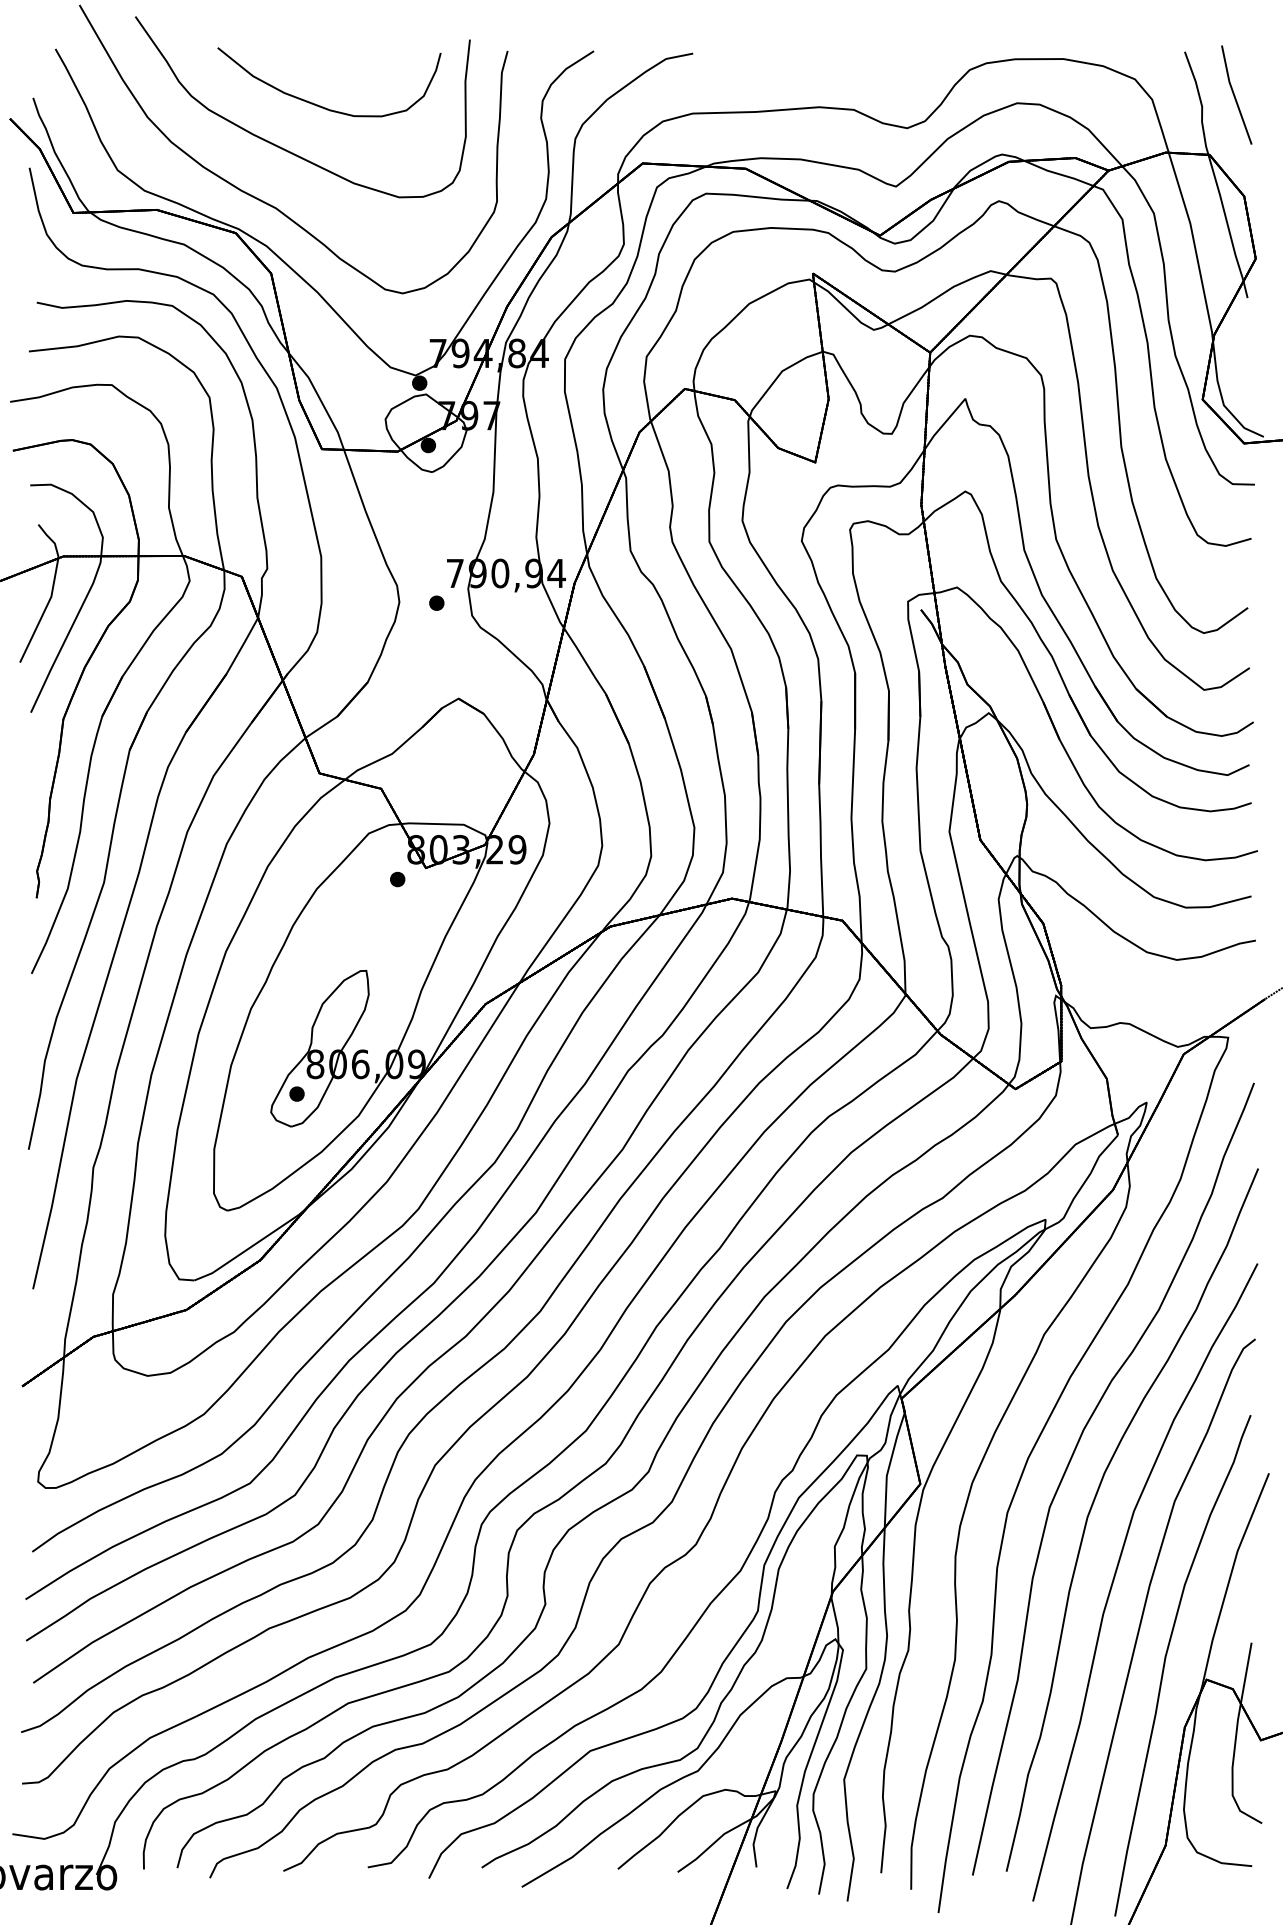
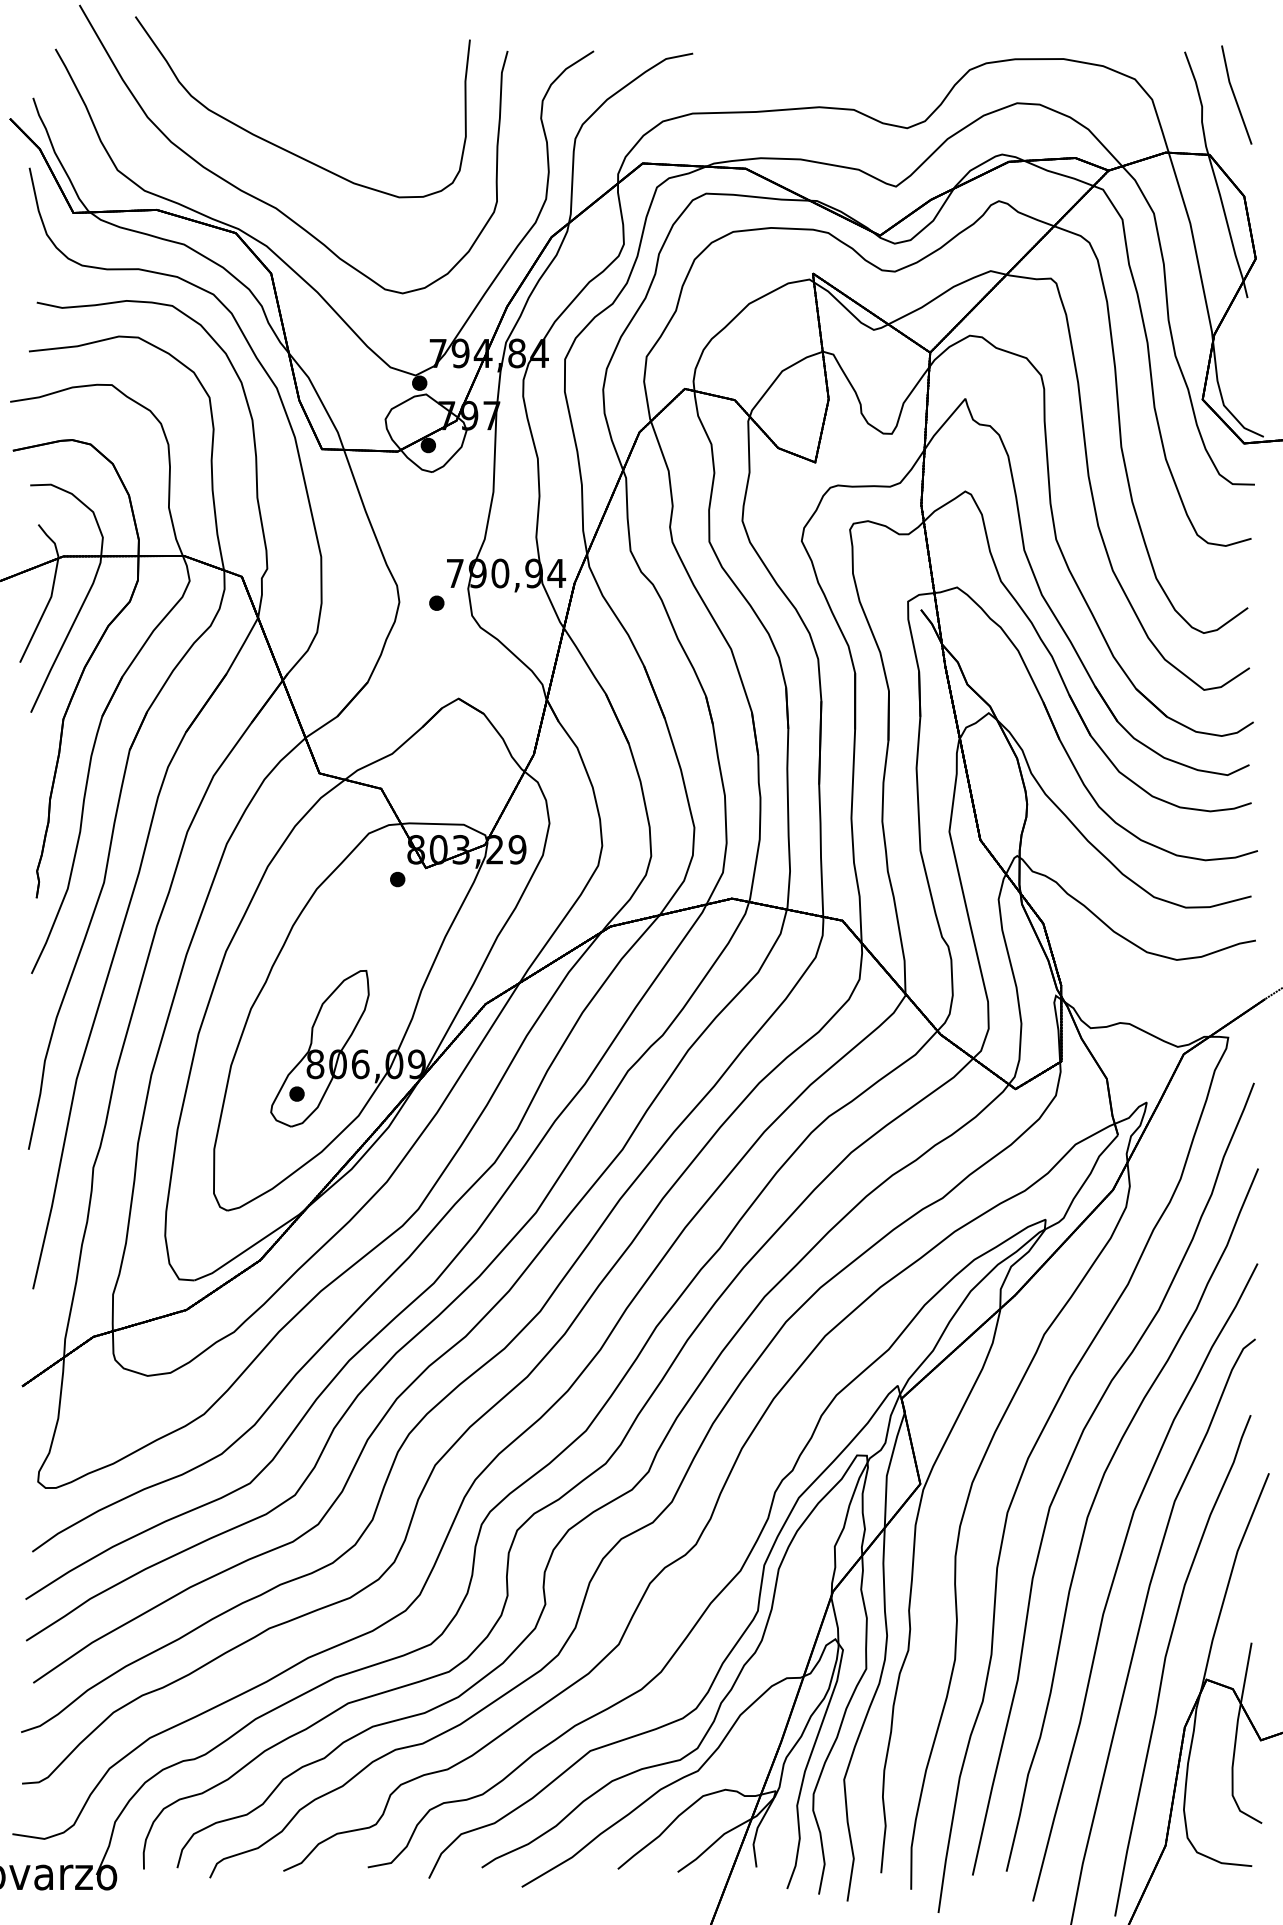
curve: present -> none (320, 105)
